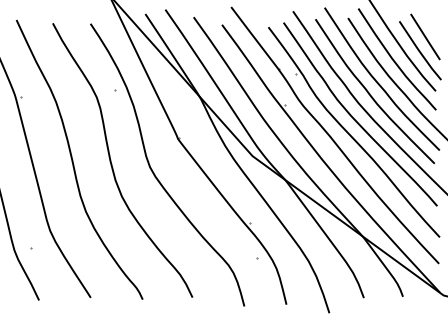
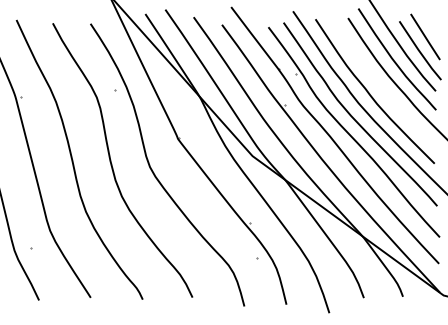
curve: present -> none (378, 82)
